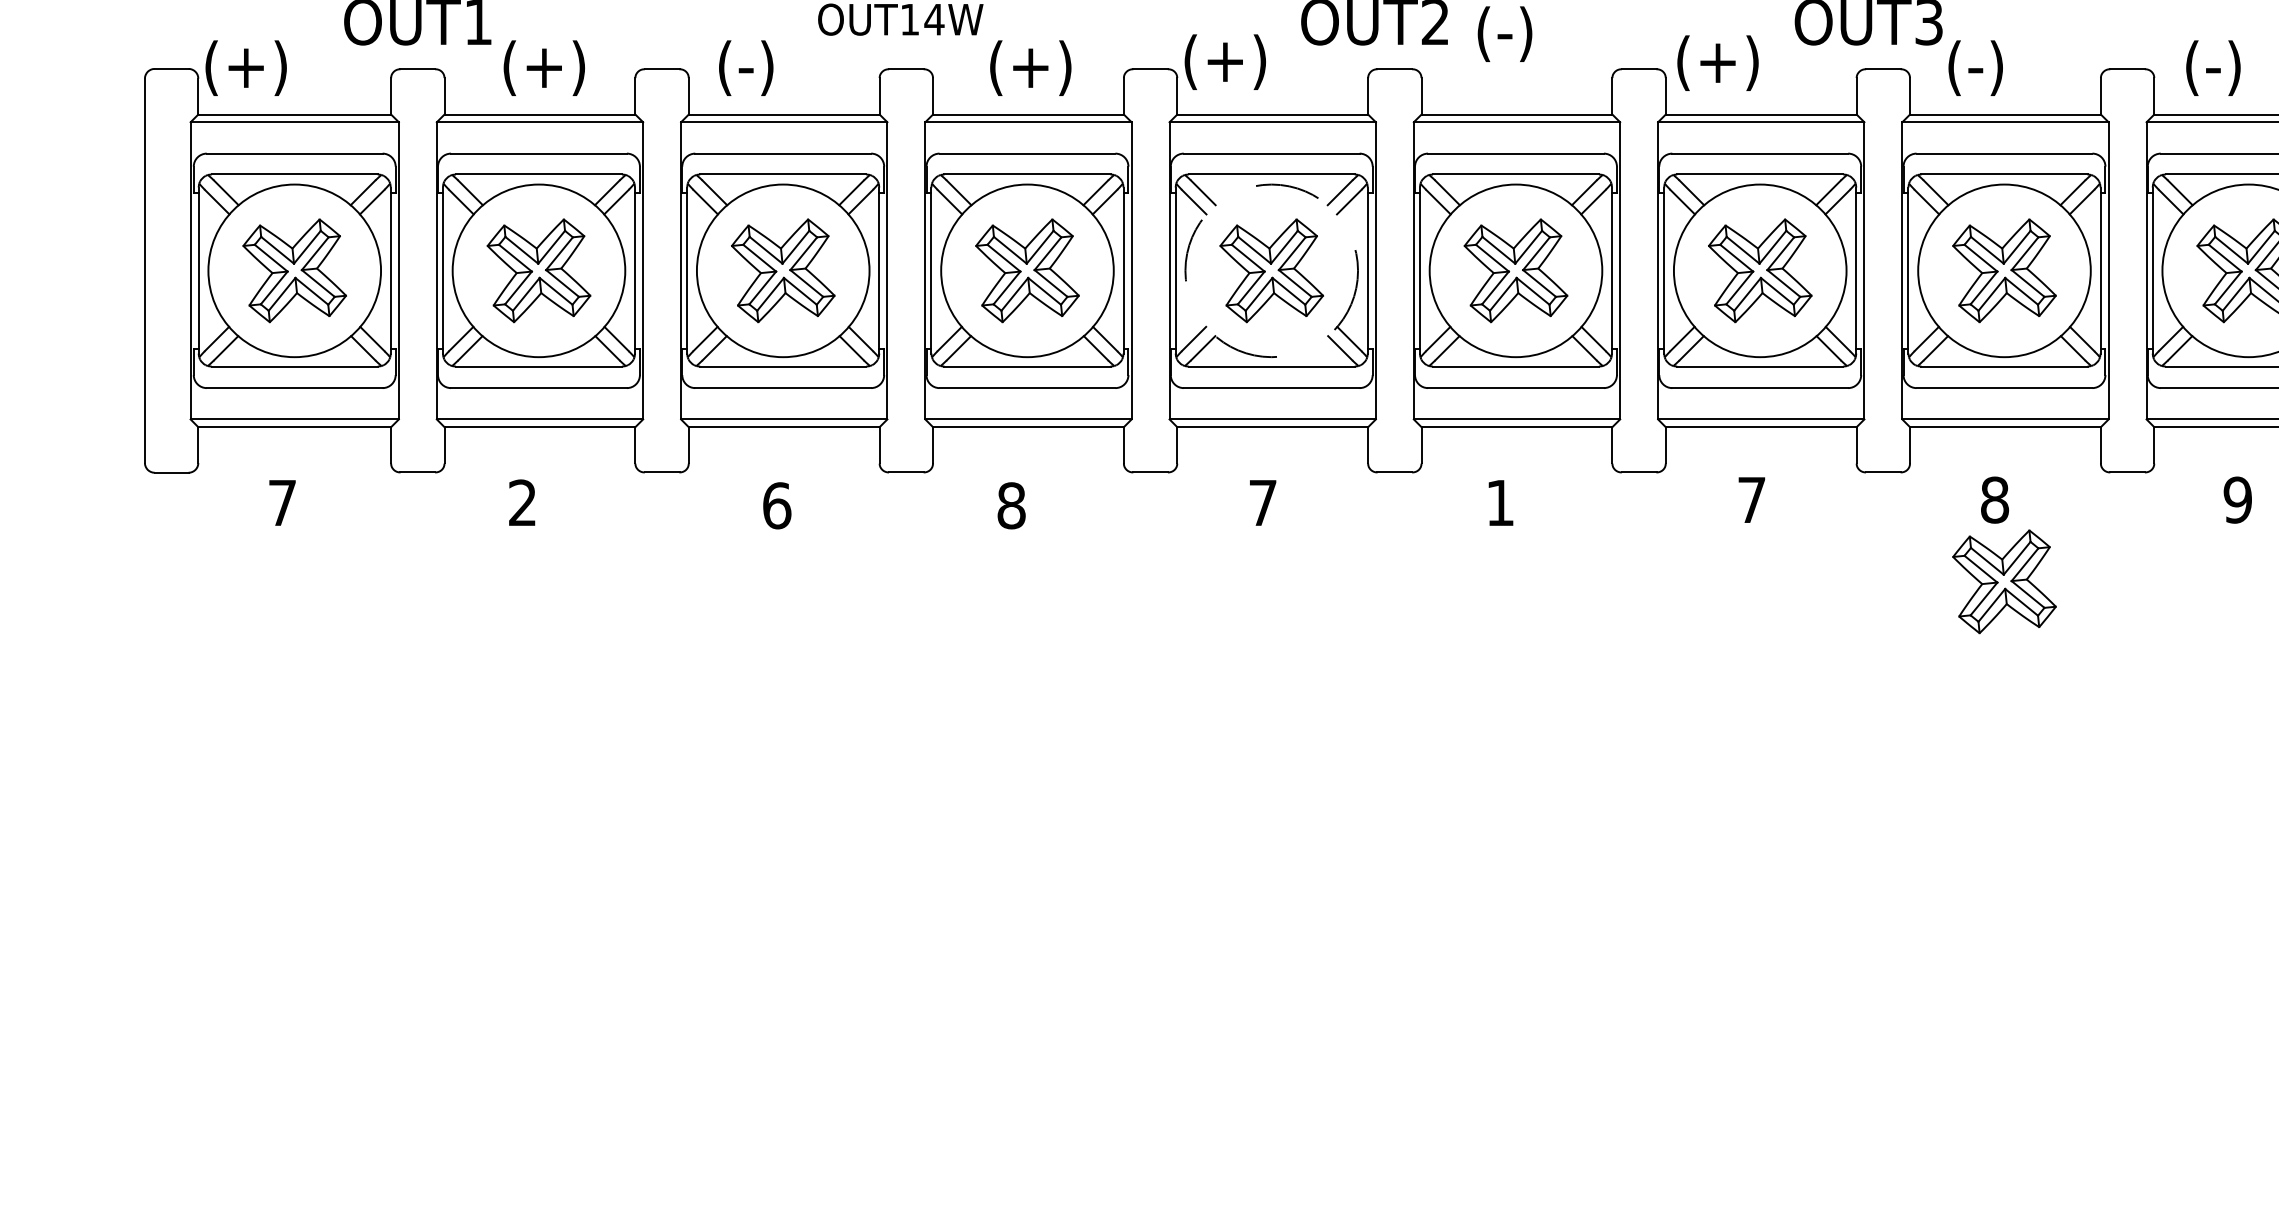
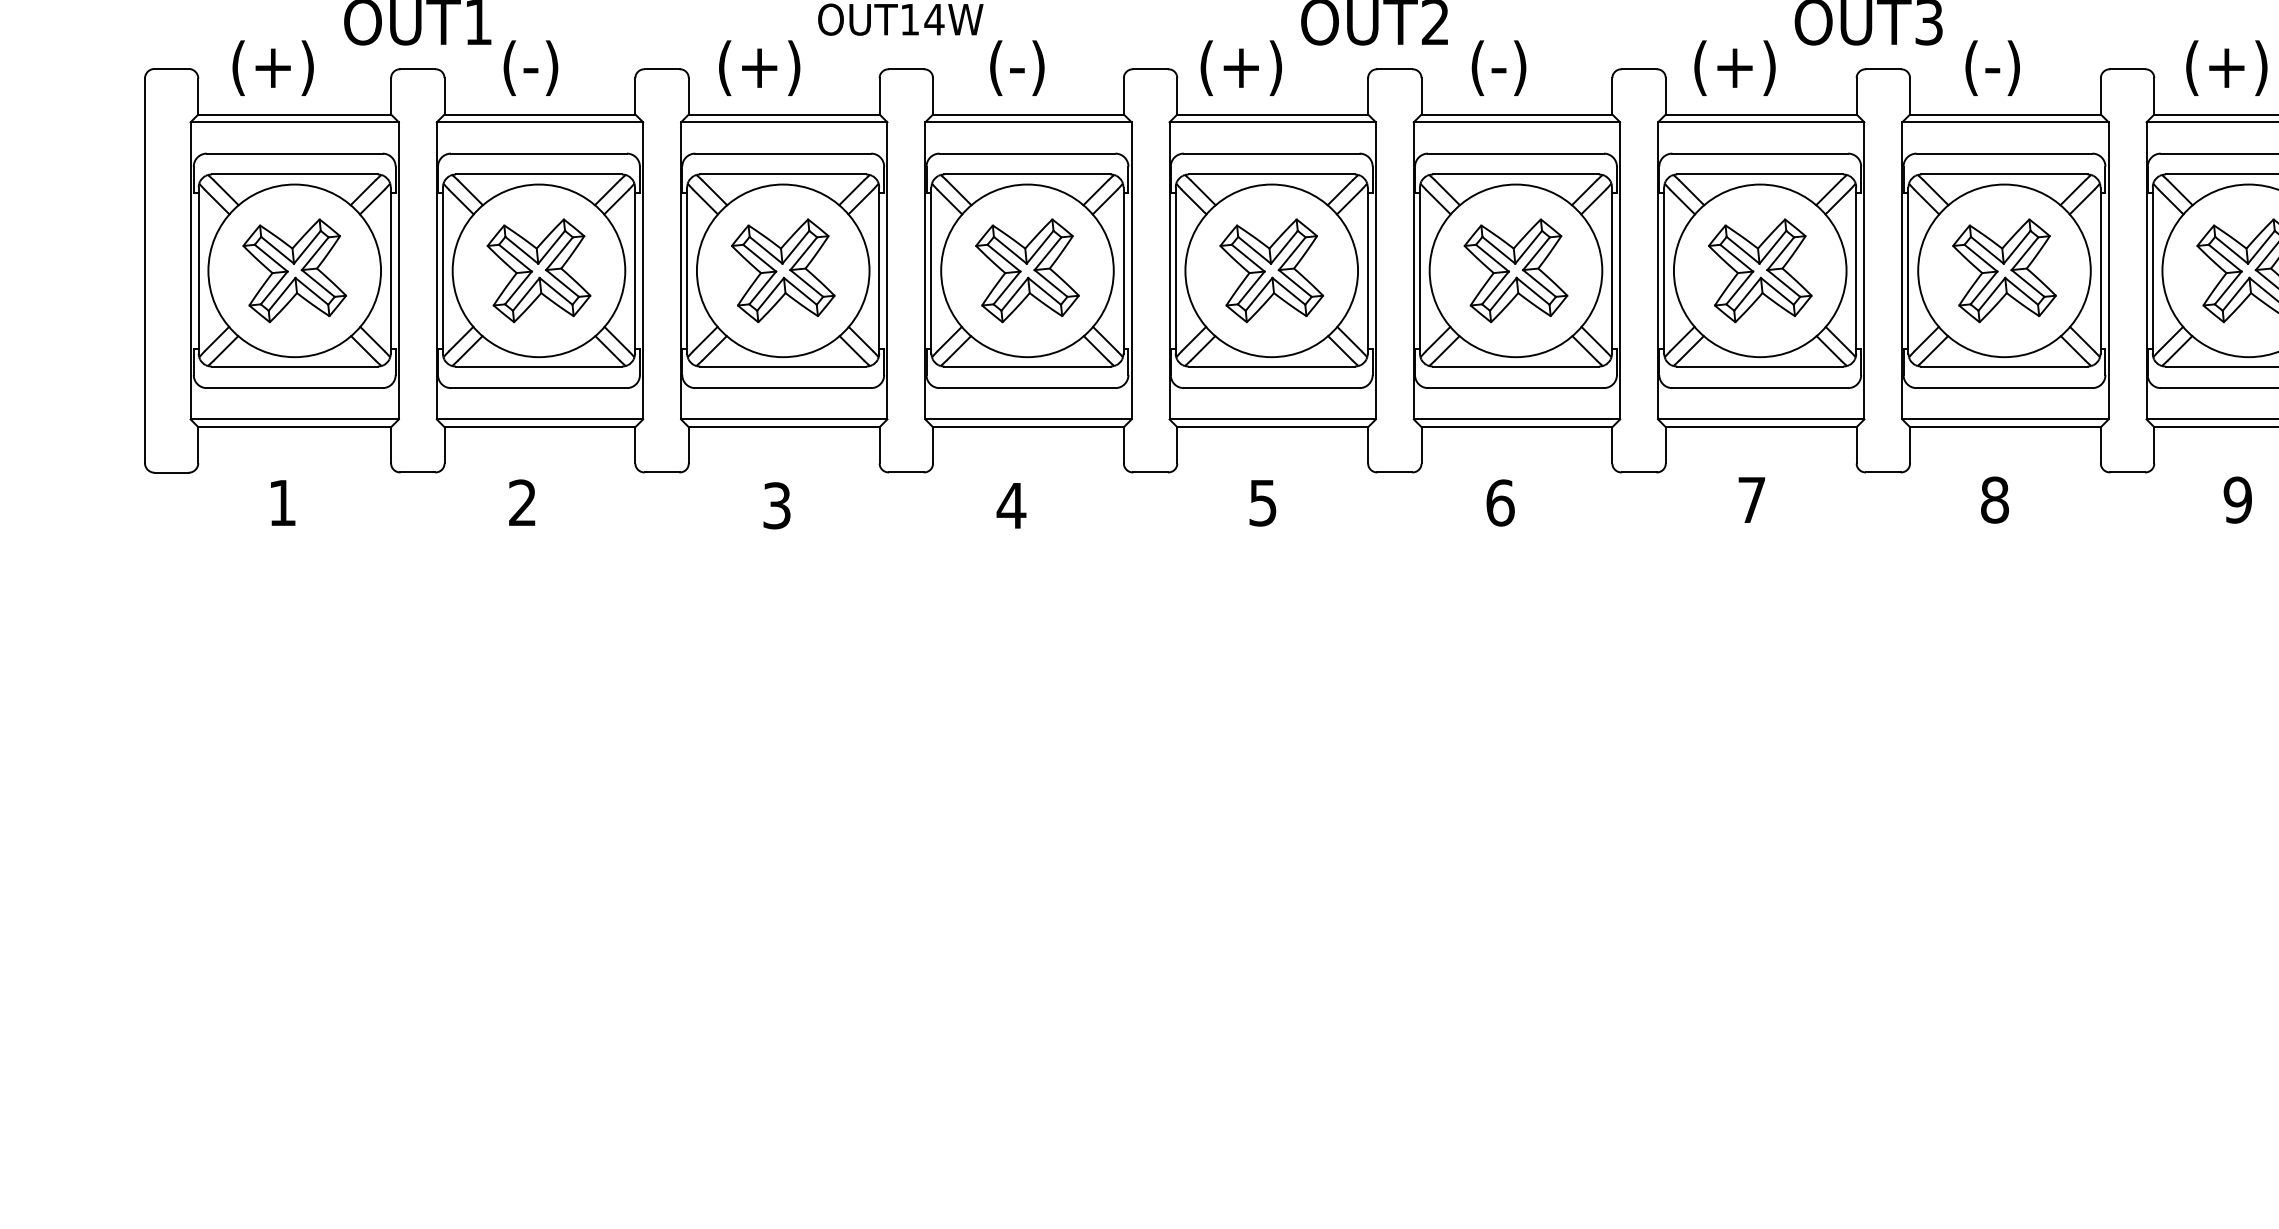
text position: (1504, 33) -> (1498, 67) (1498, 67)
text position: (1224, 61) -> (1240, 67) (1240, 67)
text position: (1717, 62) -> (1734, 67) (1734, 67)
text position: (245, 67) -> (272, 67) (272, 67)
text: (+) -> (-) (553, 67)
text: (-) -> (+) (769, 67)
text: (+) -> (-) (1040, 67)
text position: (1975, 67) -> (1992, 67) (1992, 67)
text: (-) -> (+) (2236, 67)
circle: dashed -> solid (1271, 270)
text: 7 -> 1 (282, 502)
text: 1 -> 6 (1500, 502)
text: 7 -> 5 (1262, 503)
text: 6 -> 3 (777, 505)
text: 8 -> 4 (1011, 505)
part: present -> none (2004, 581)
